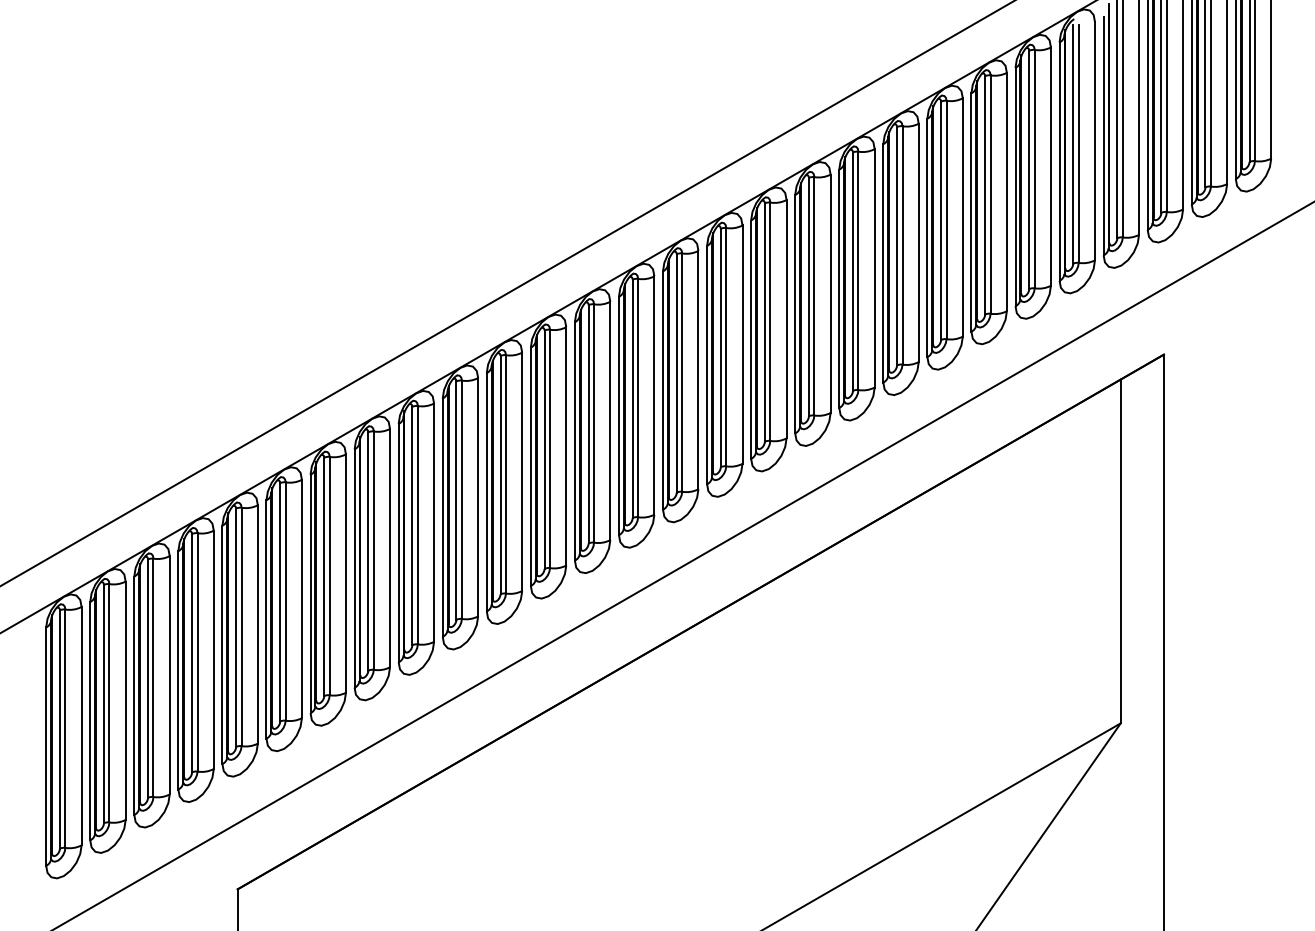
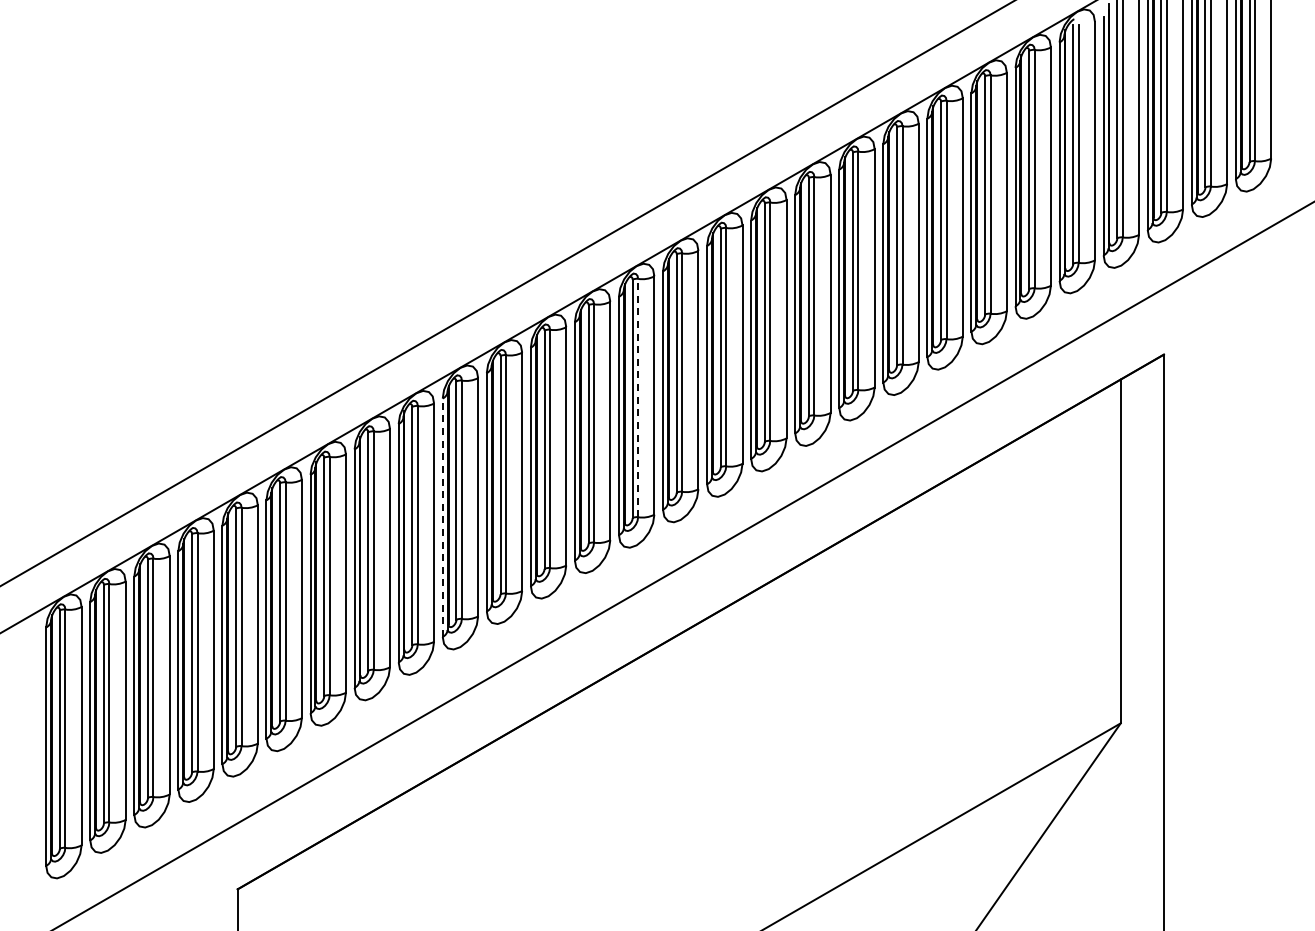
line: solid -> dashed (638, 397)
line: solid -> dashed (442, 517)
